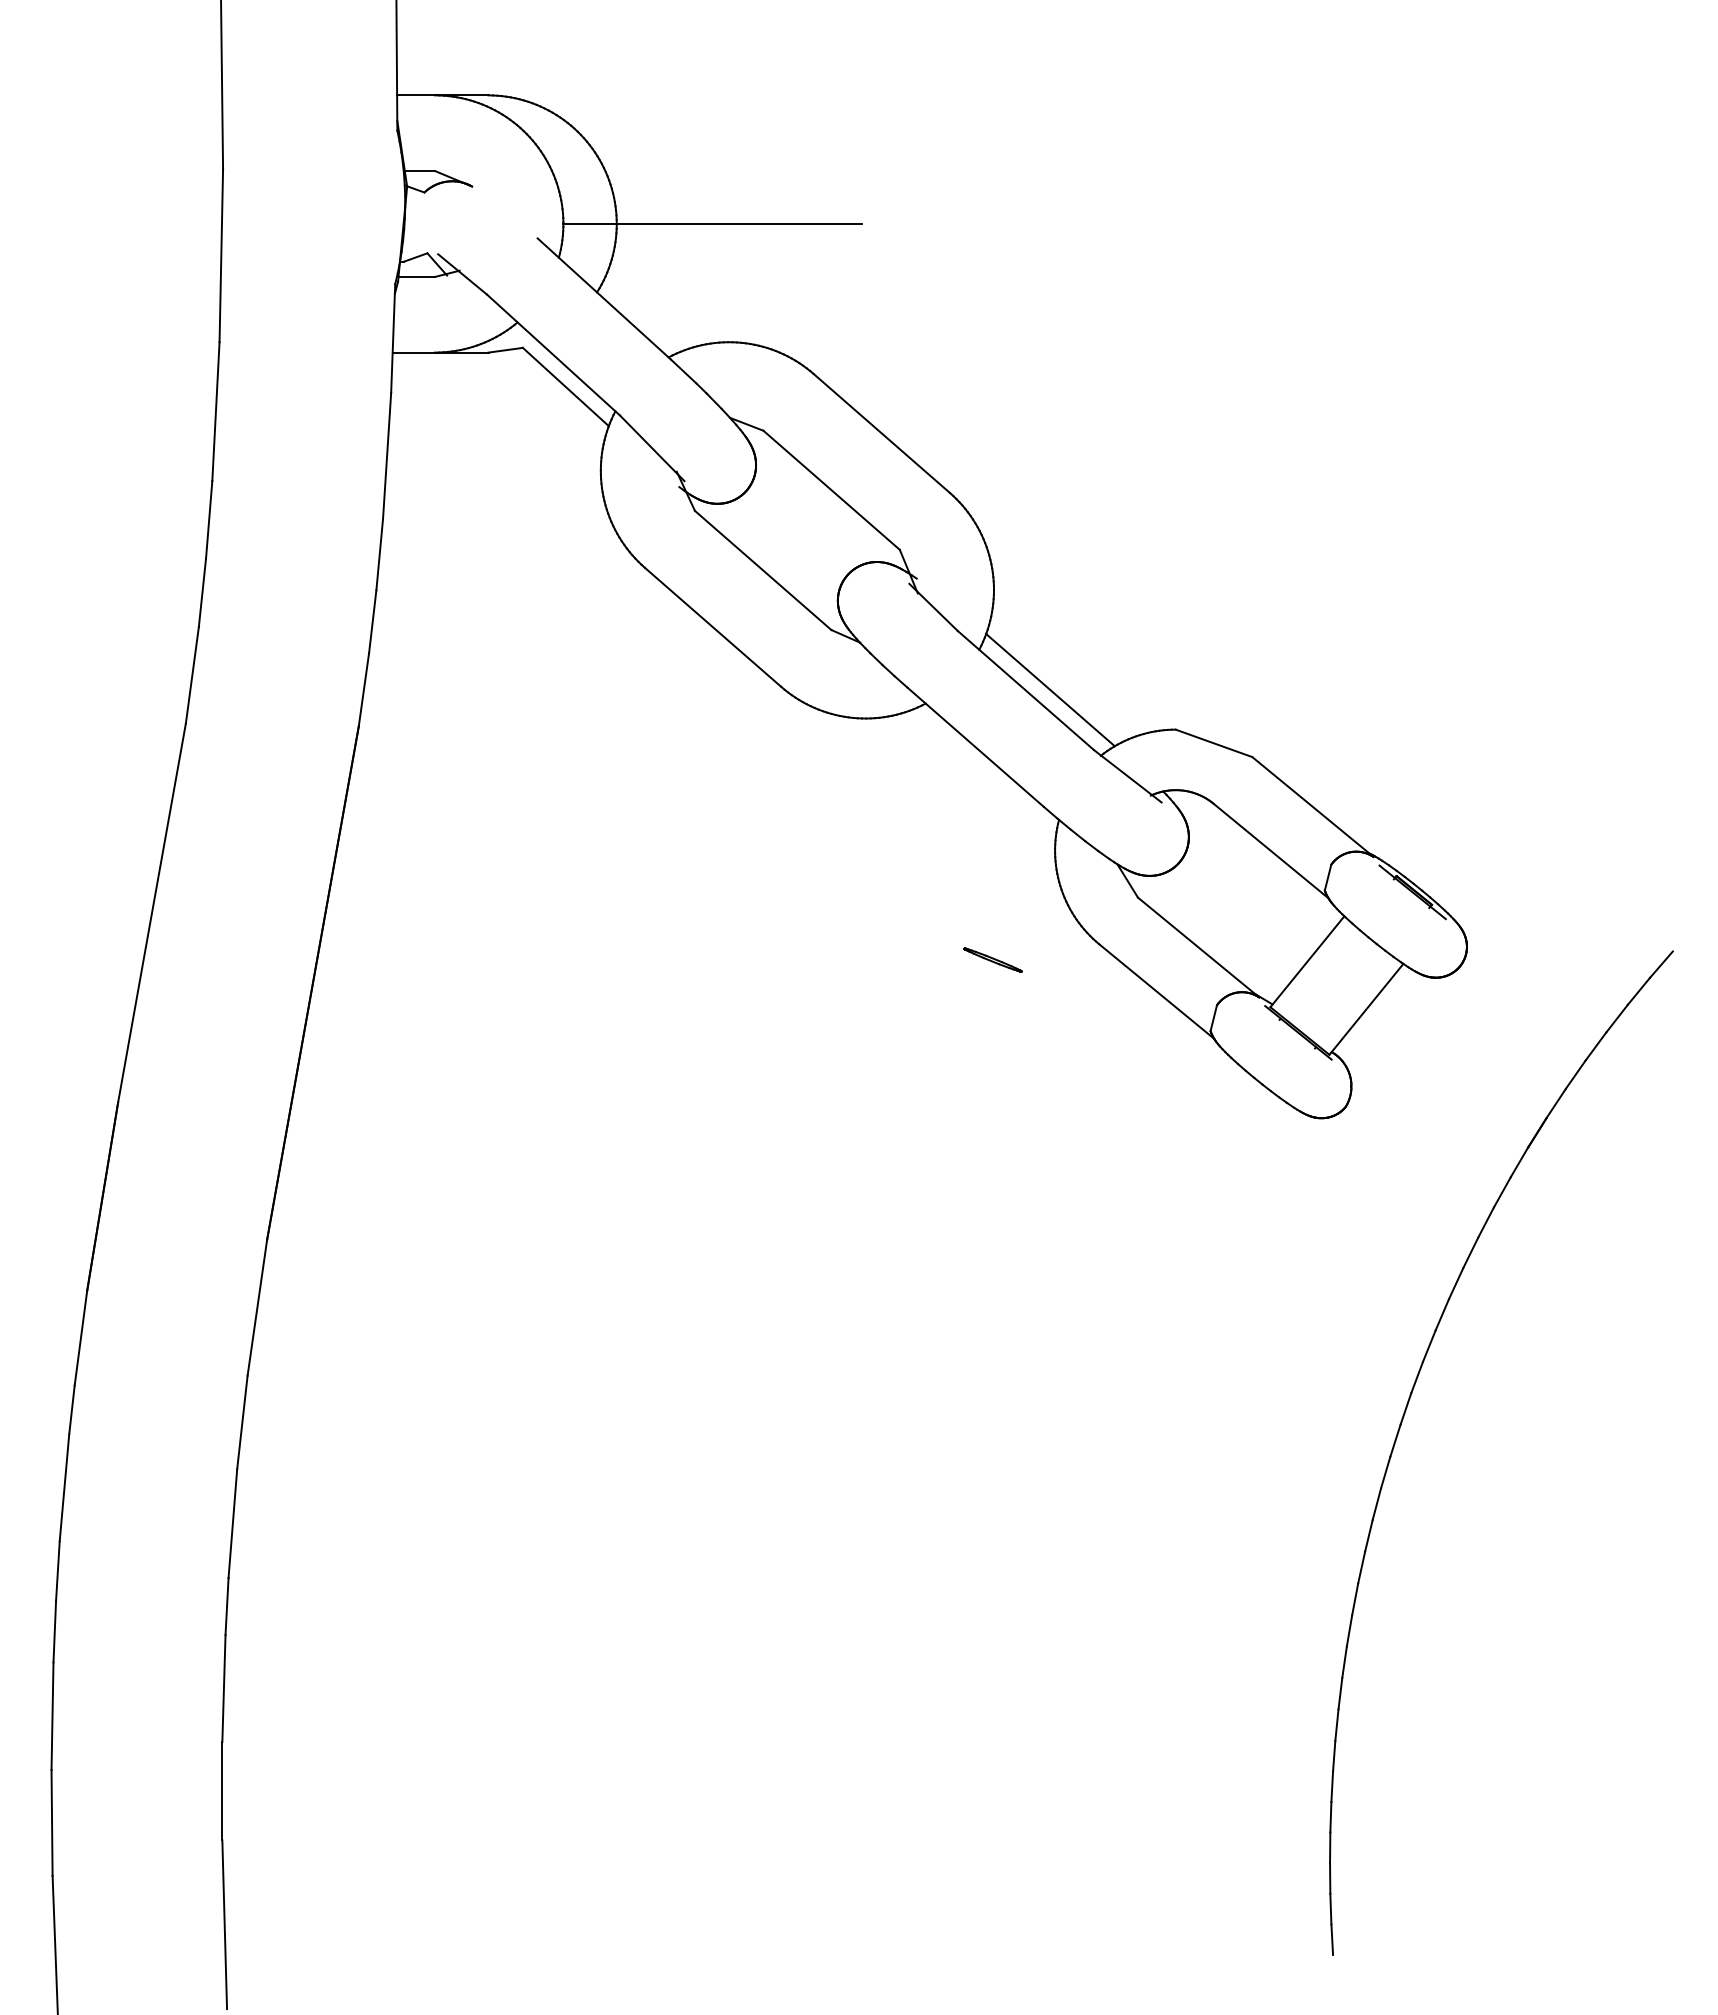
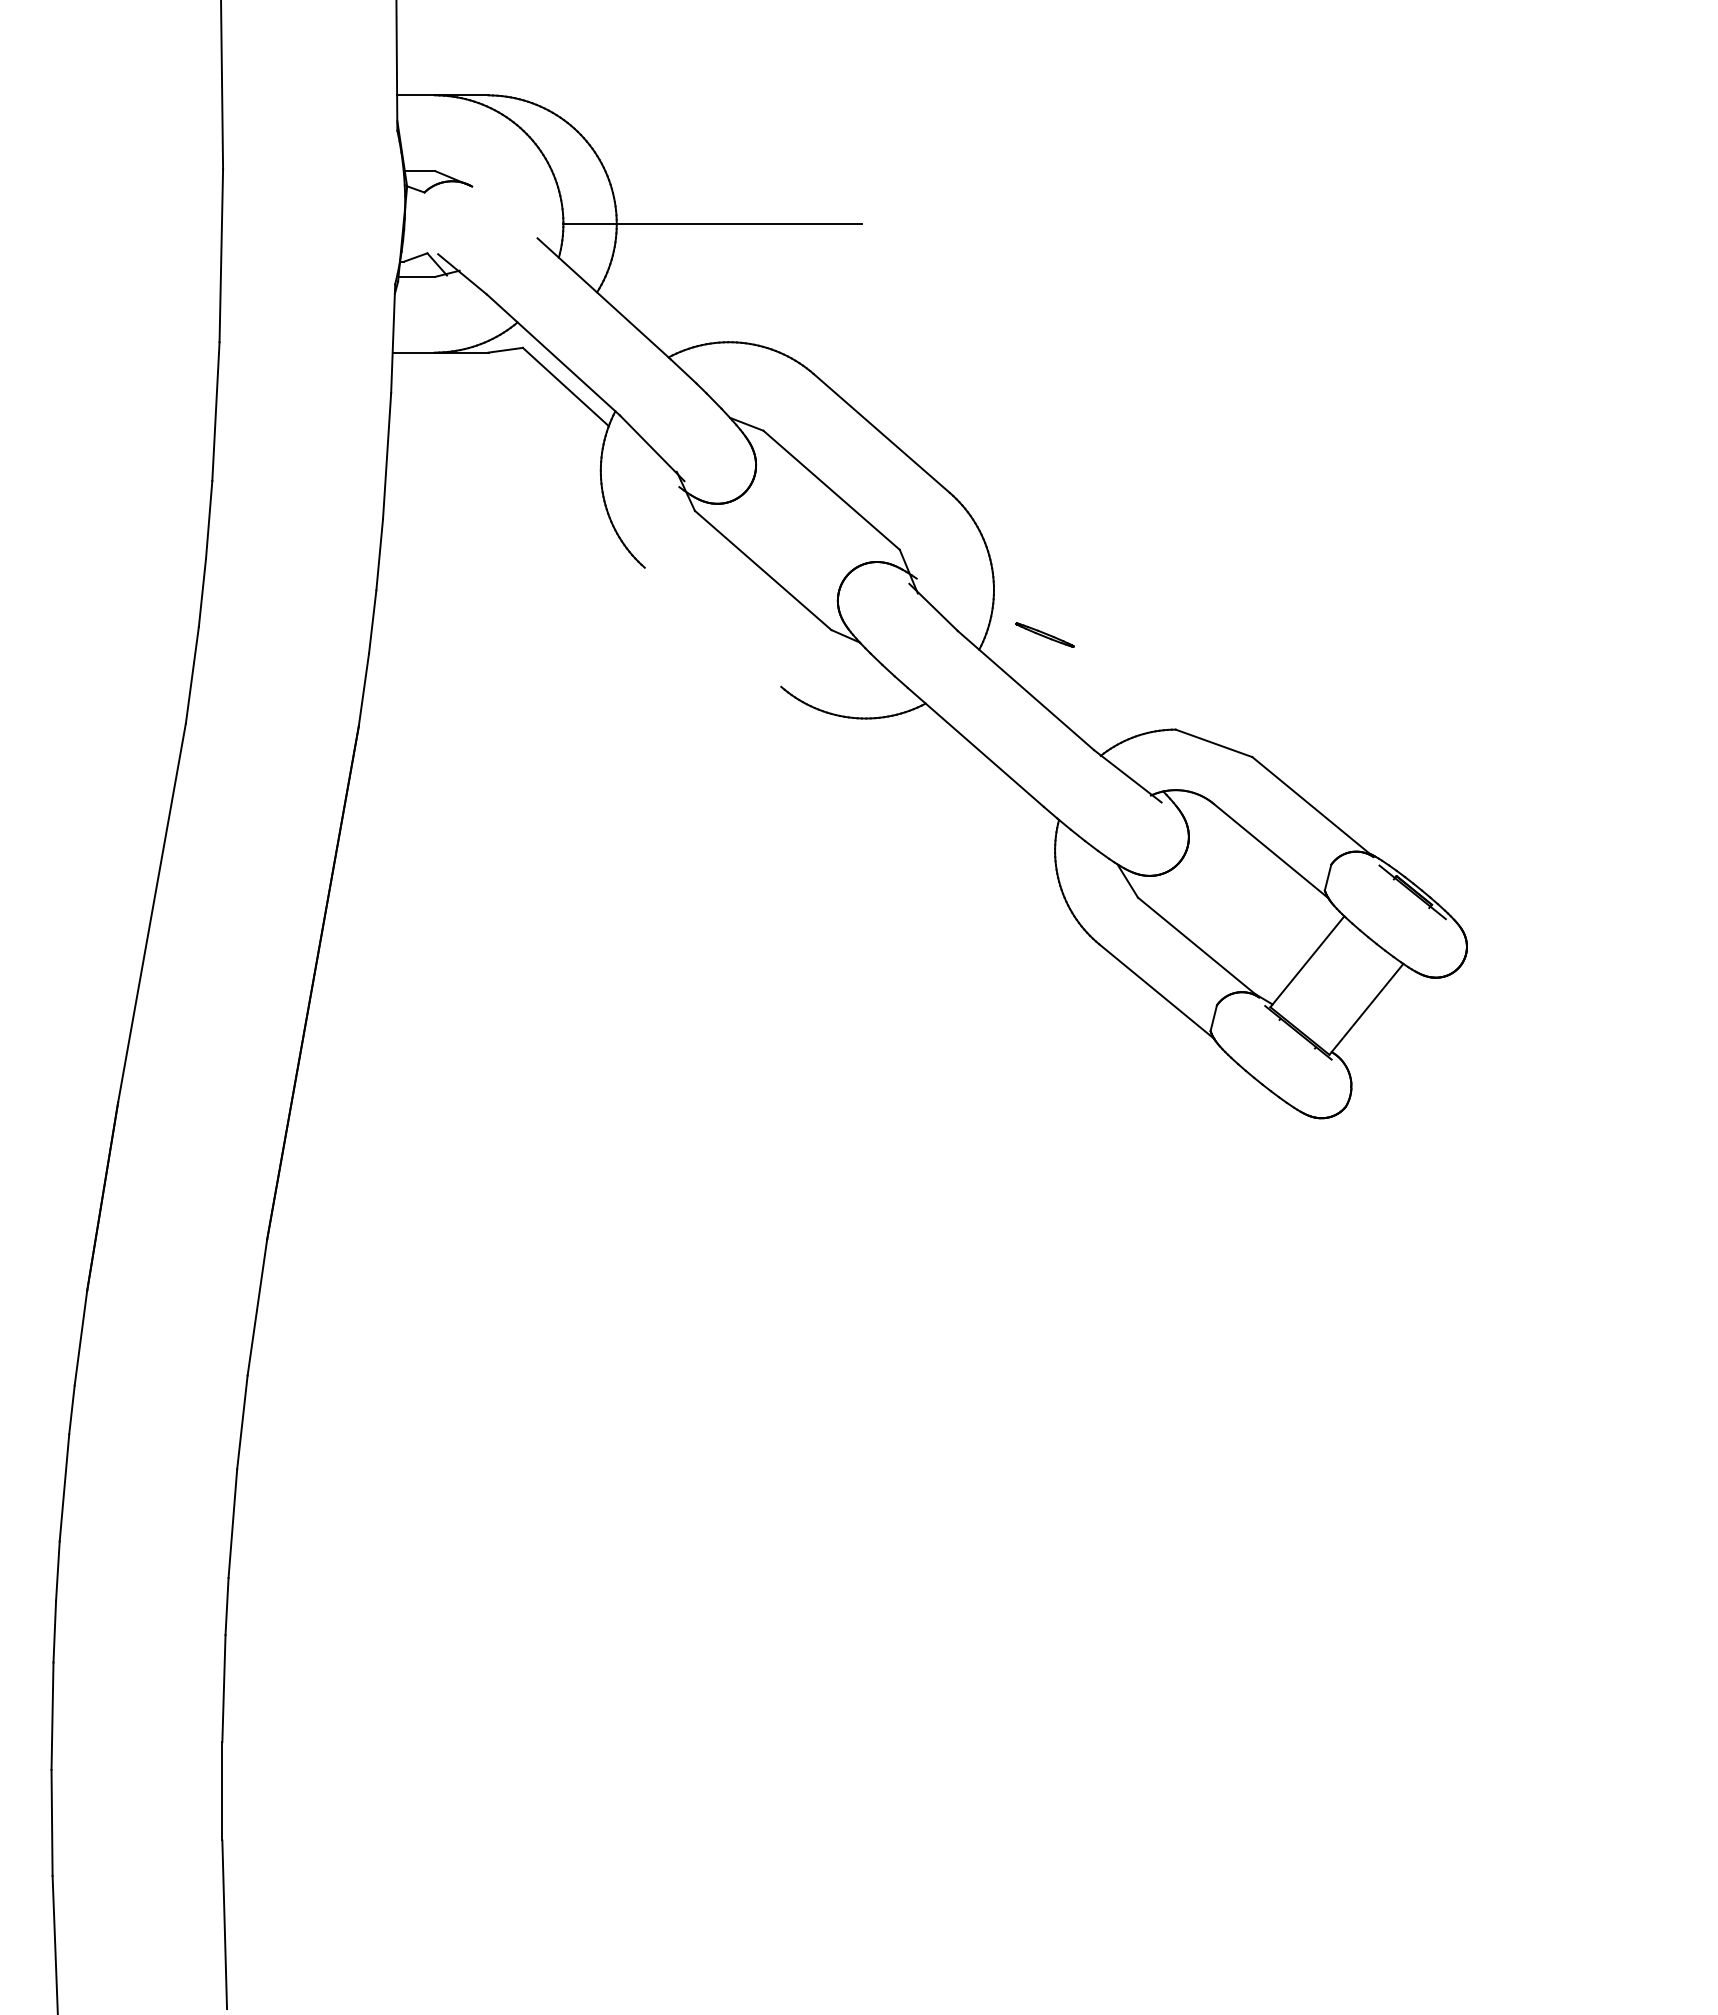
line: present -> none (712, 626)
line: present -> none (1050, 690)
part position: (992, 959) -> (1044, 634) (1044, 634)
part: present -> none (1403, 1419)
